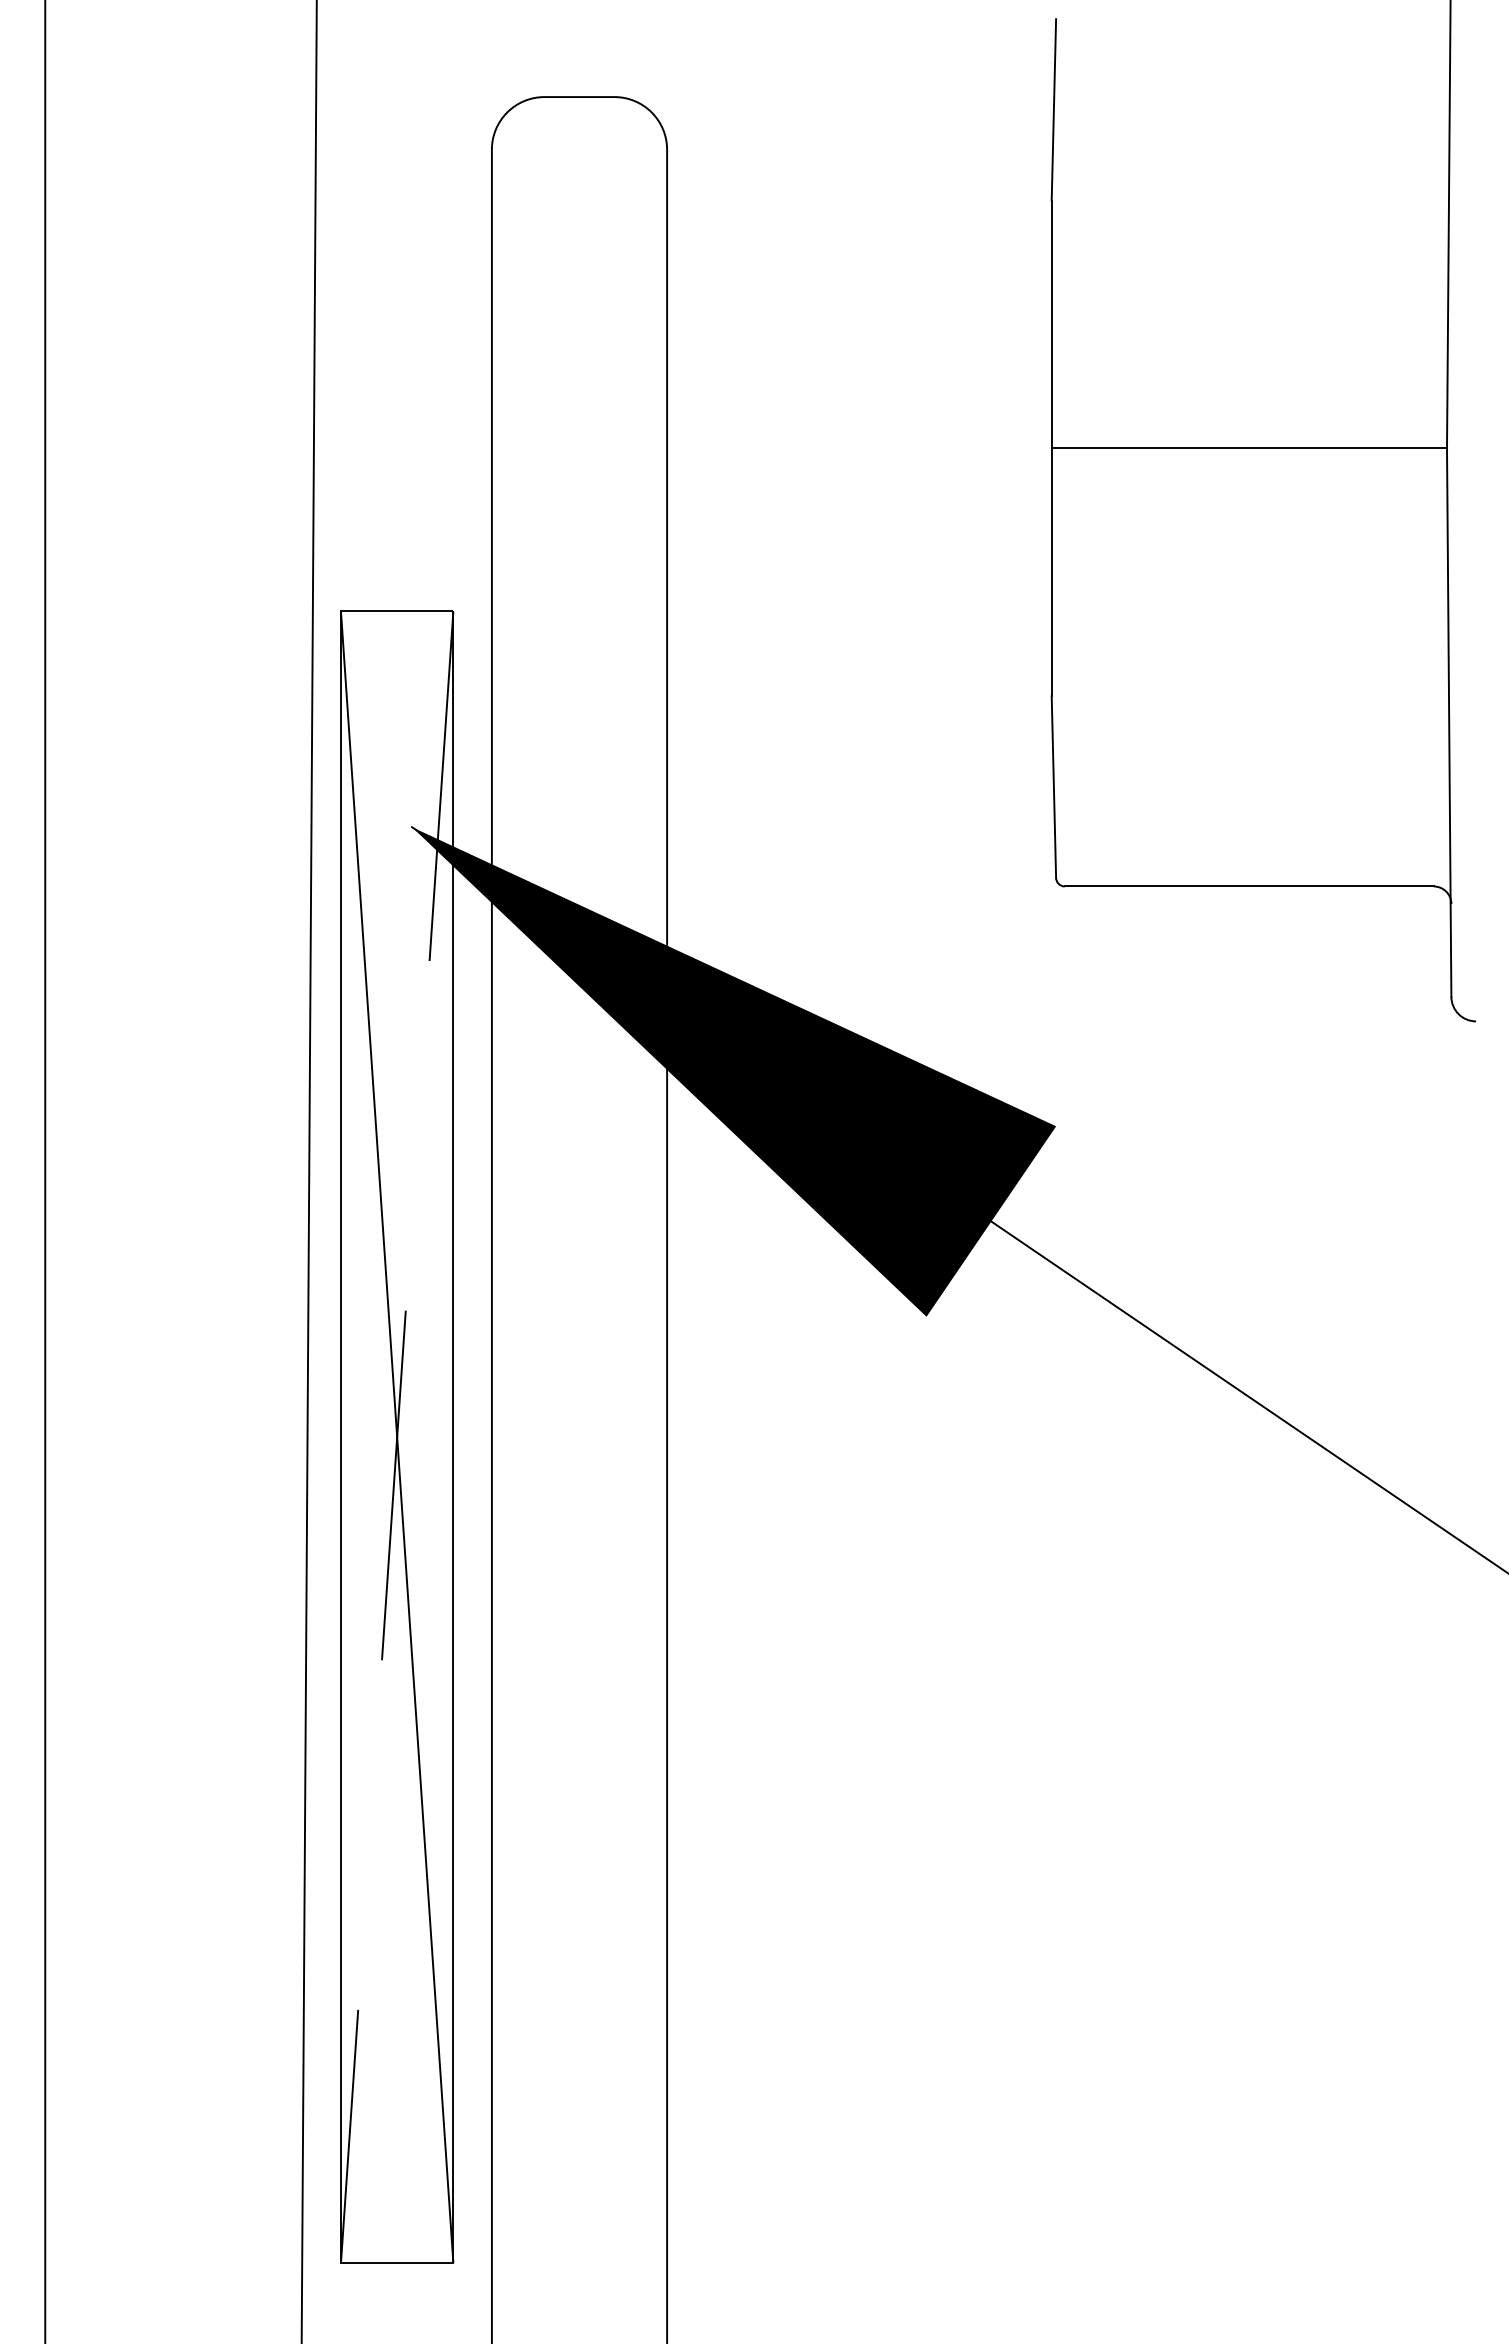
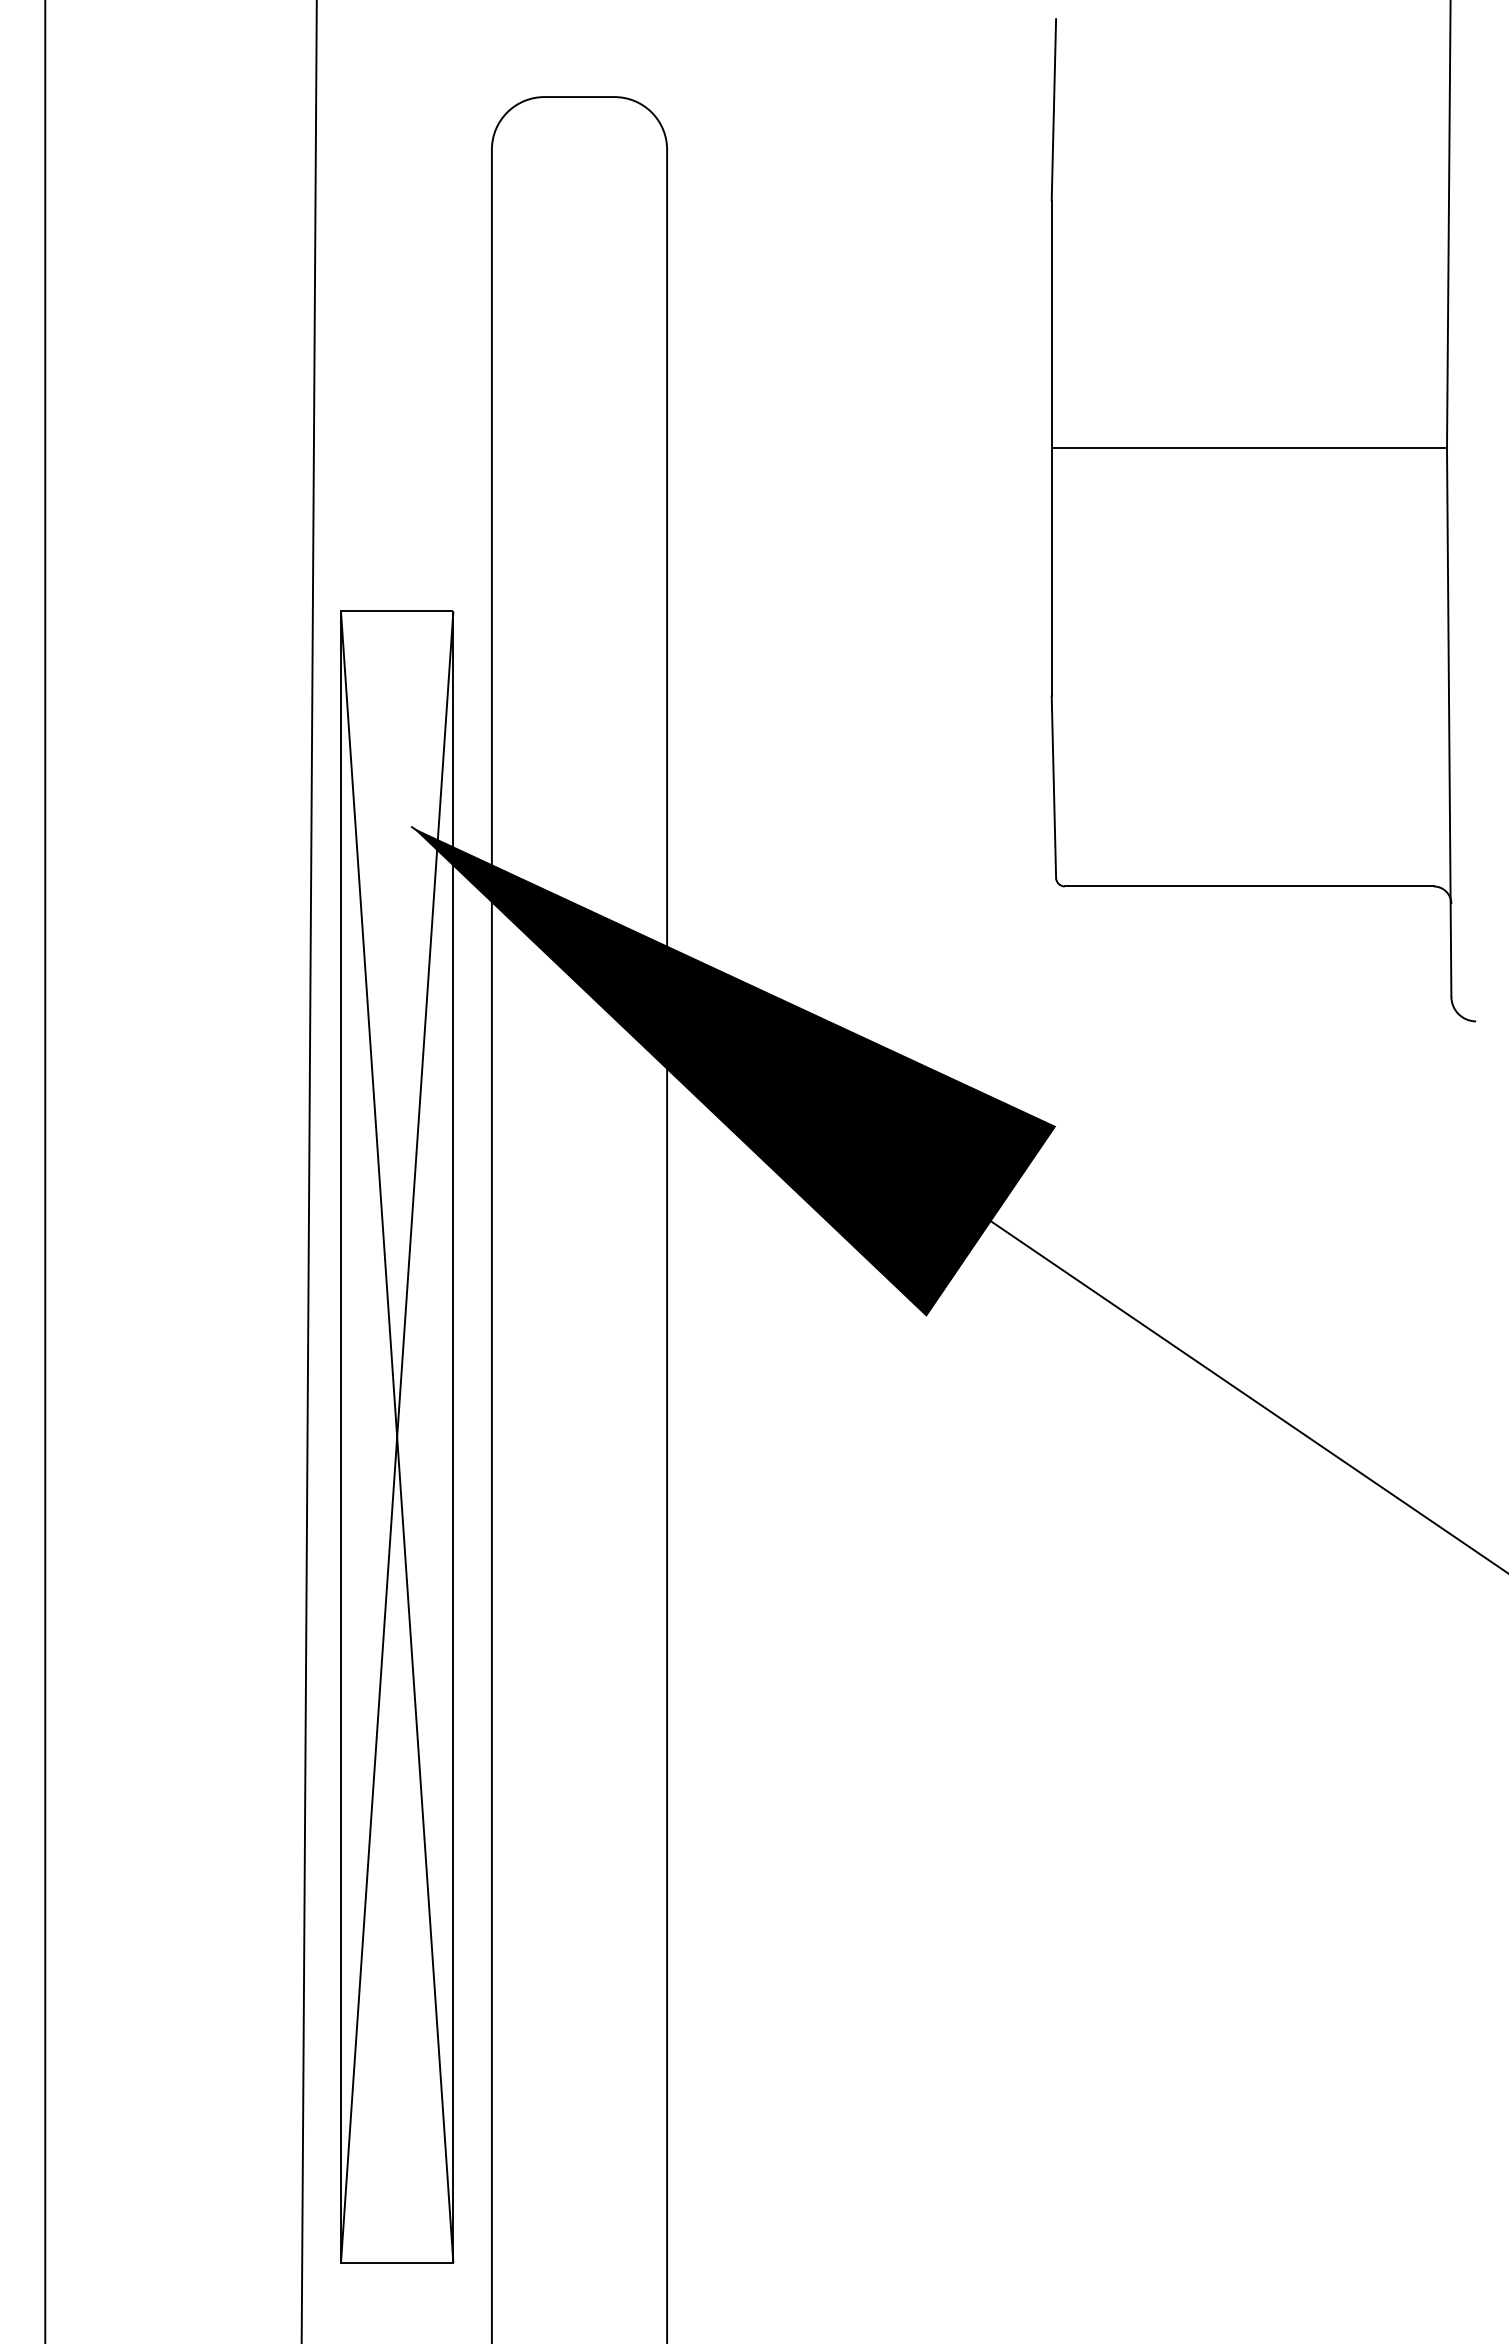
line: dashed -> solid (397, 1437)
